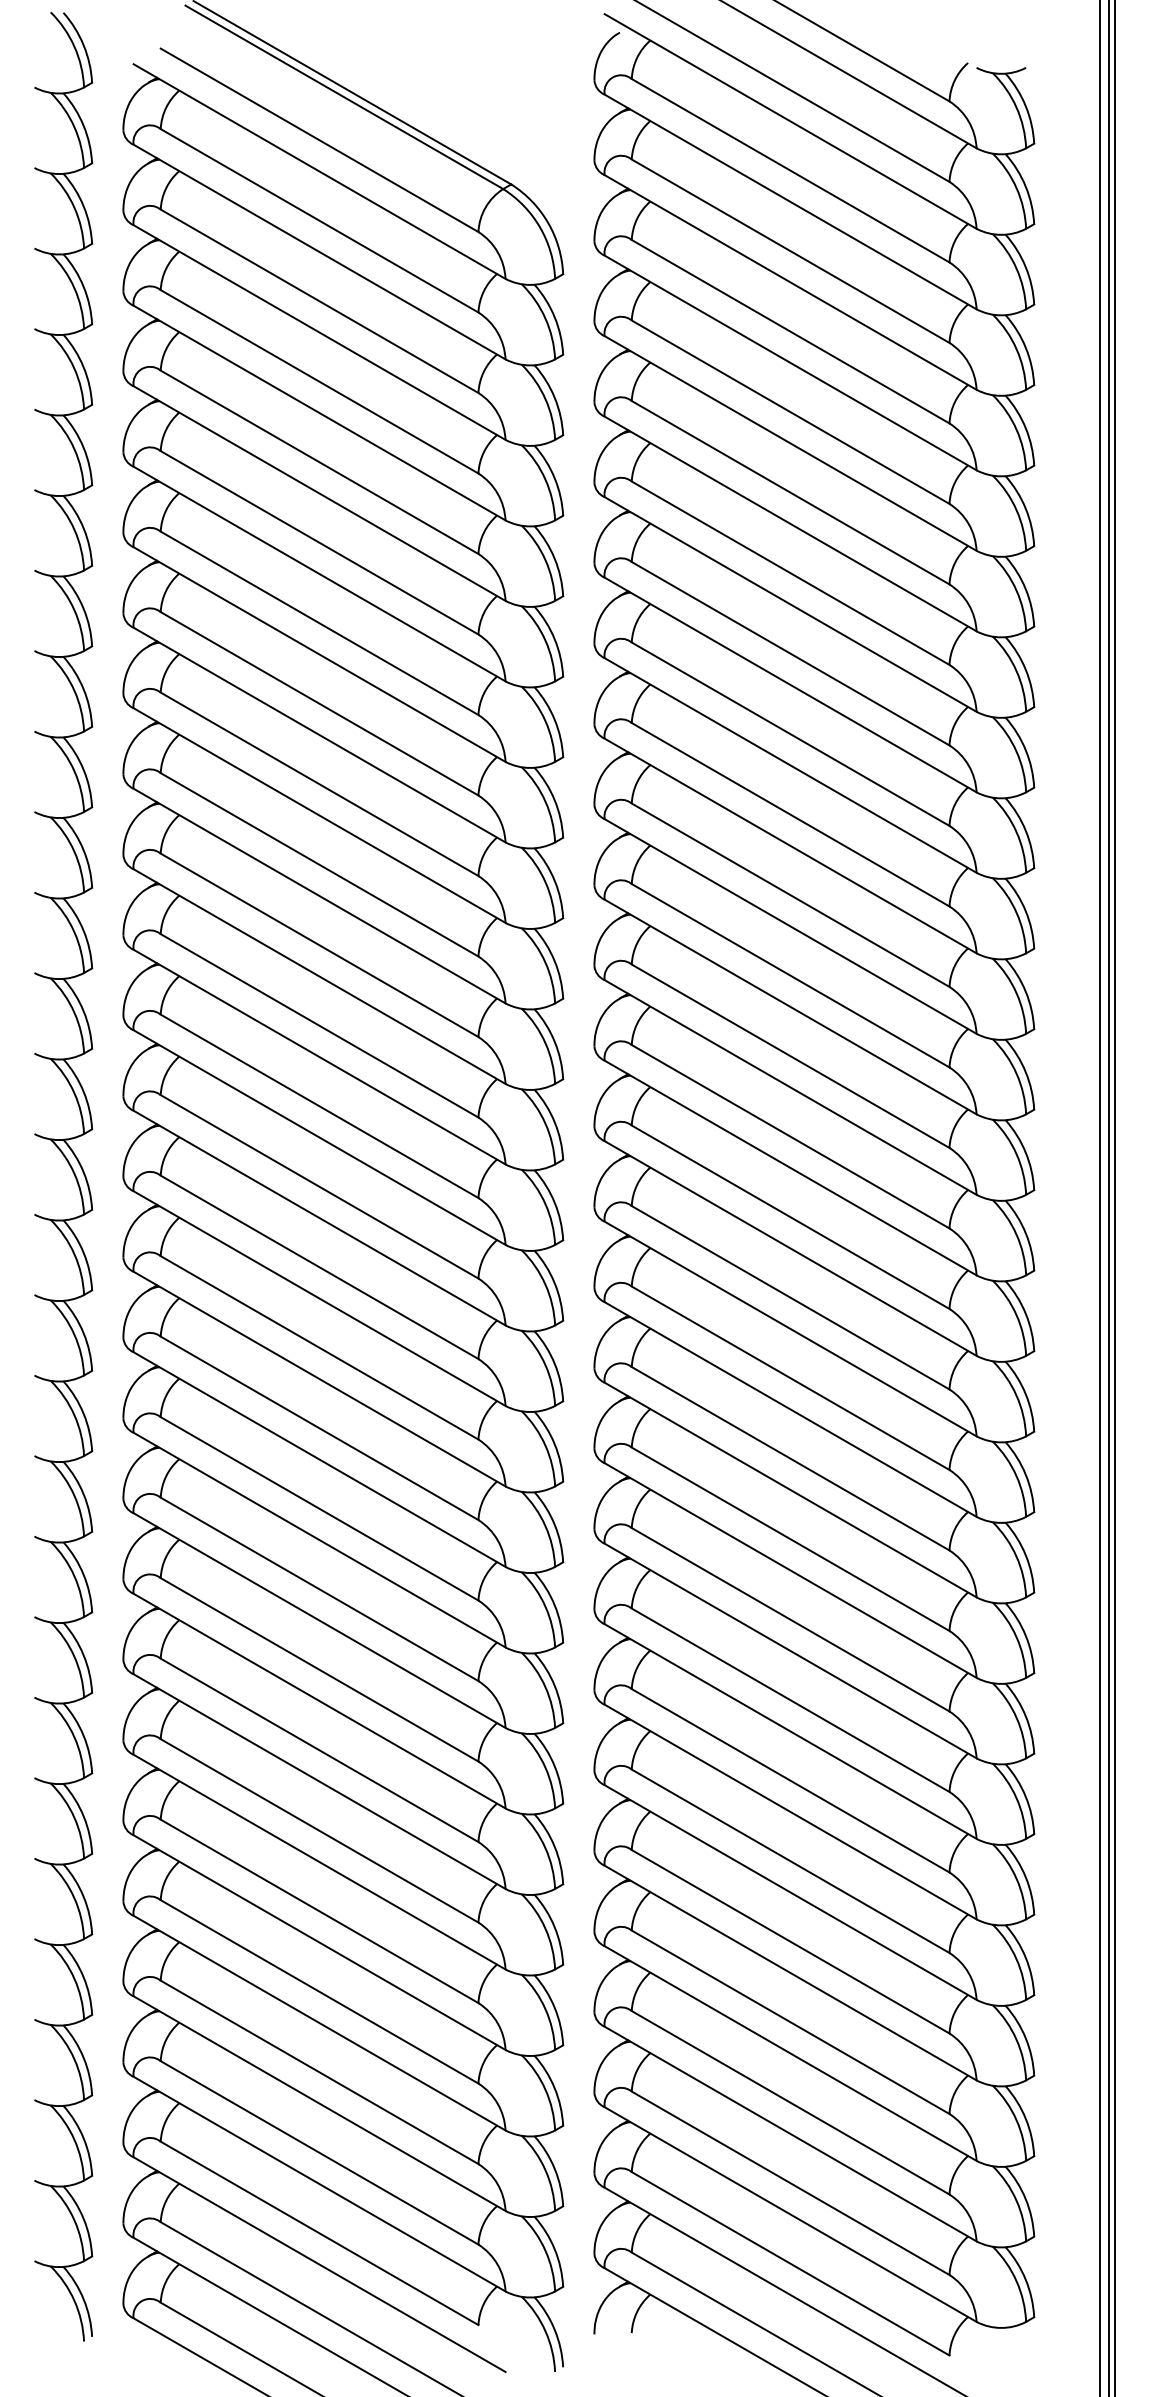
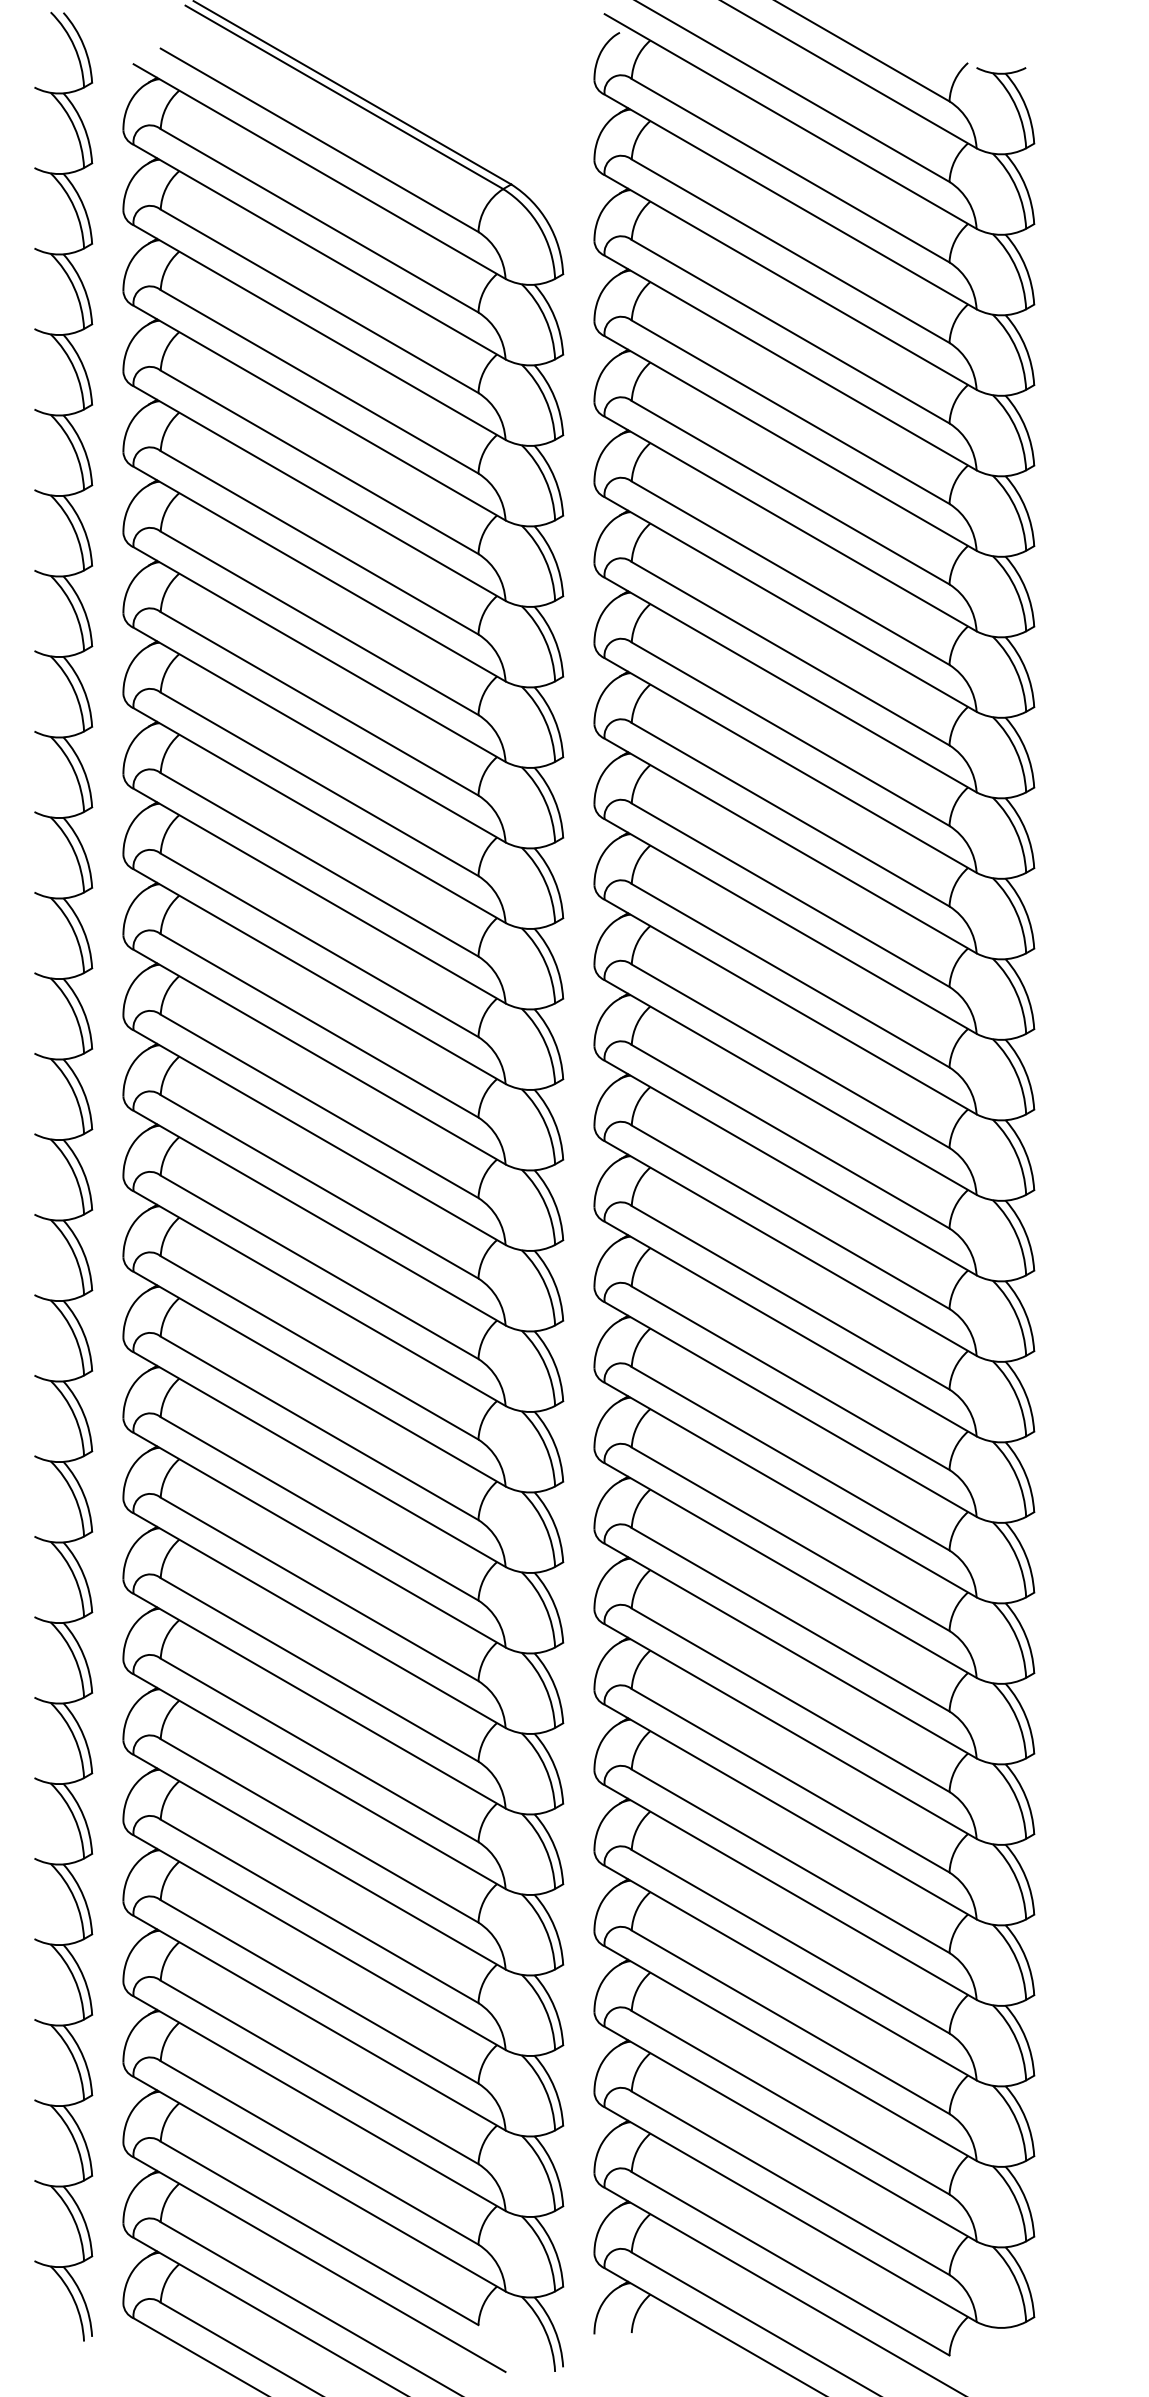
line: present -> none (1099, 1197)
line: present -> none (1108, 1197)
line: present -> none (1114, 1197)
